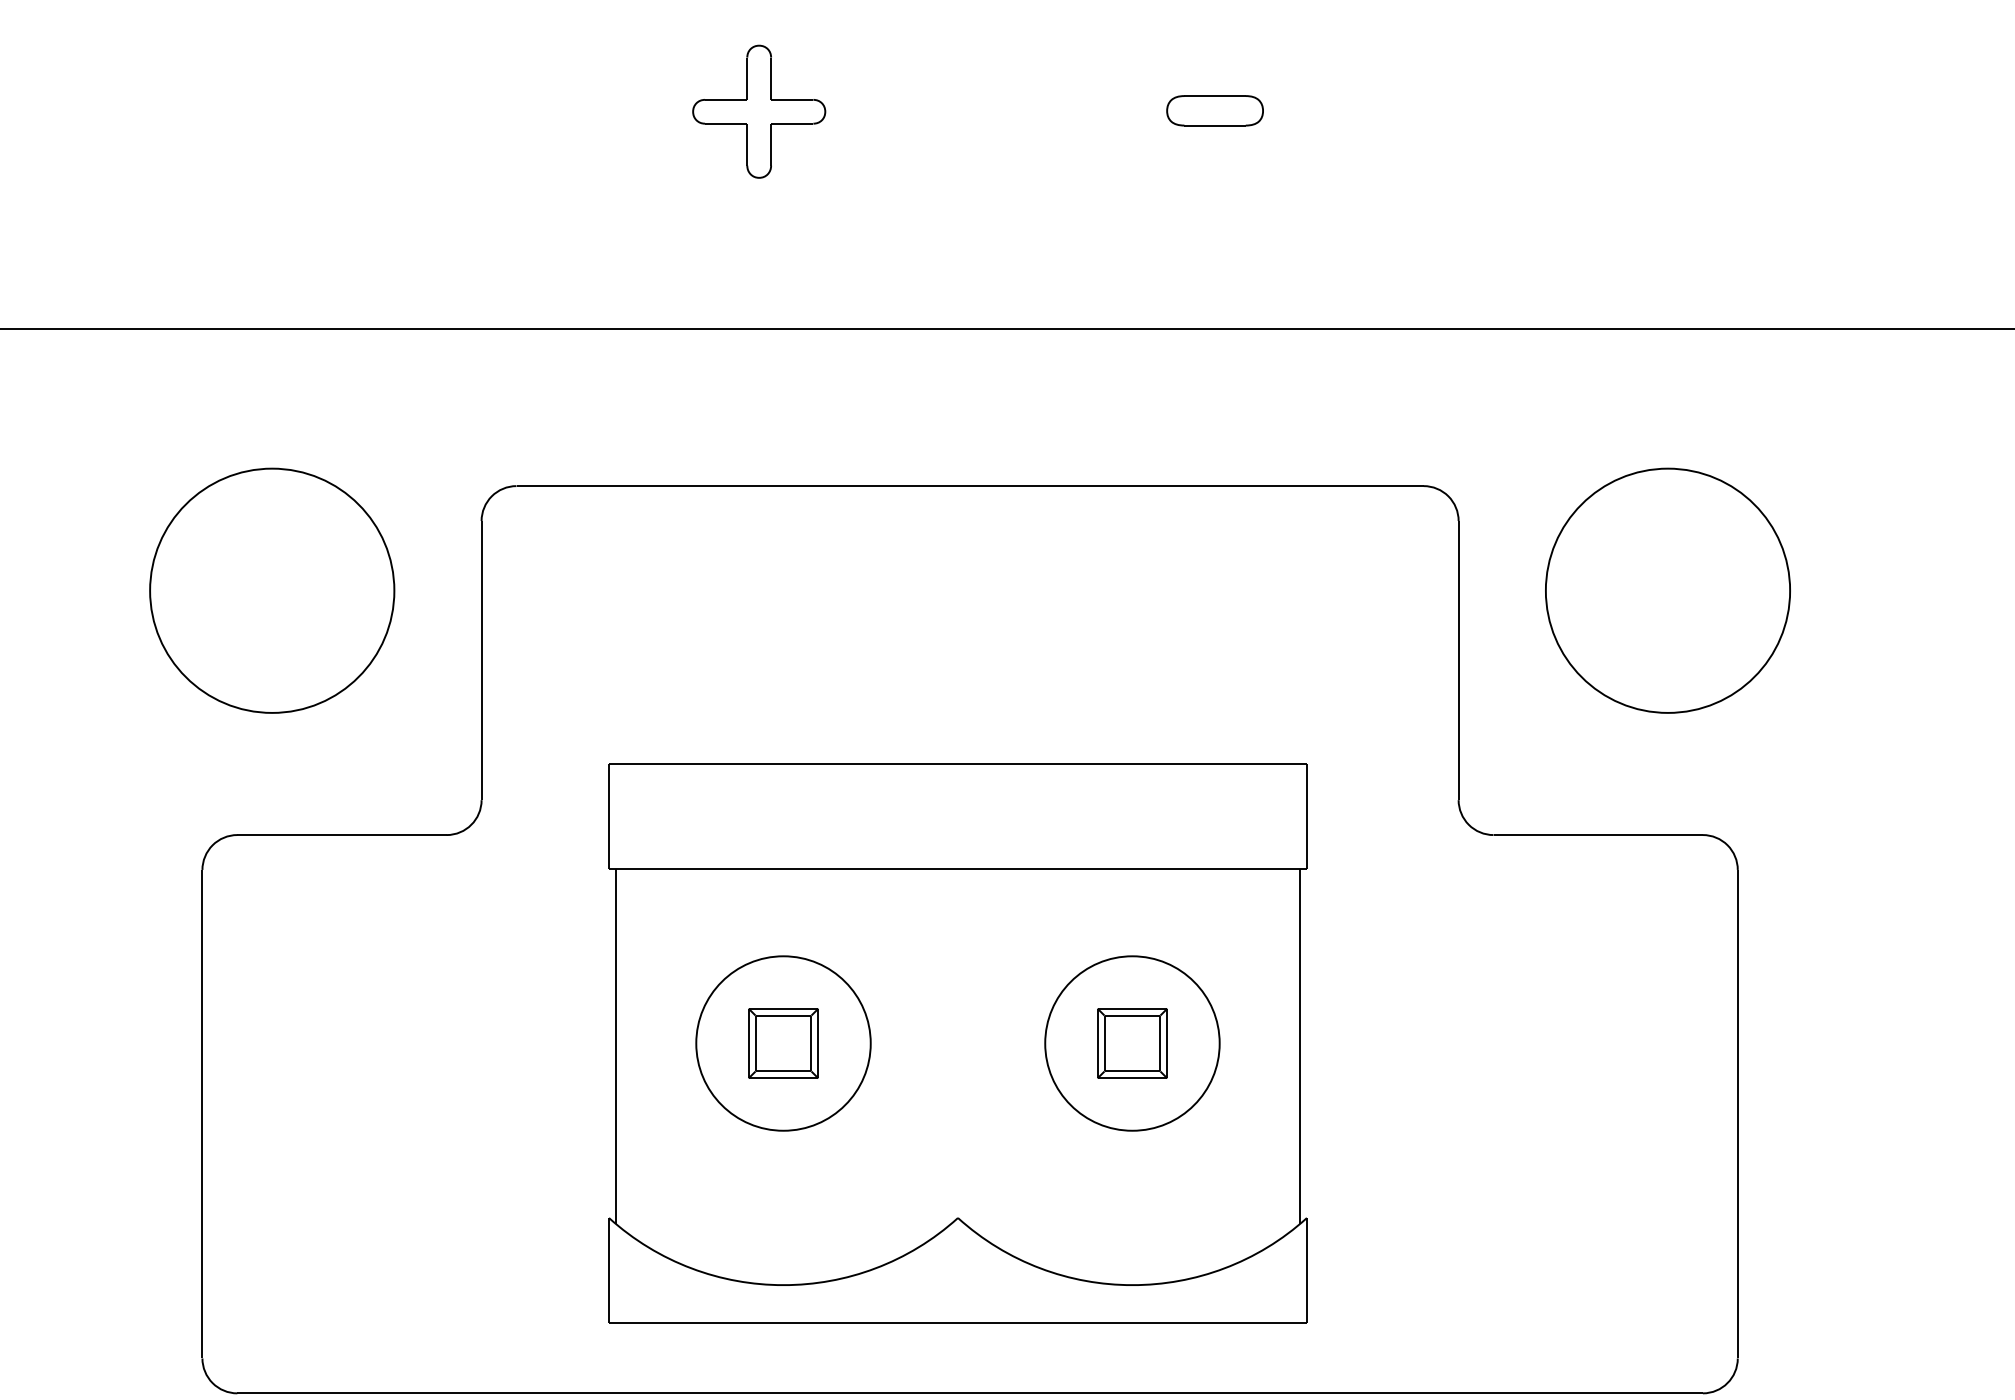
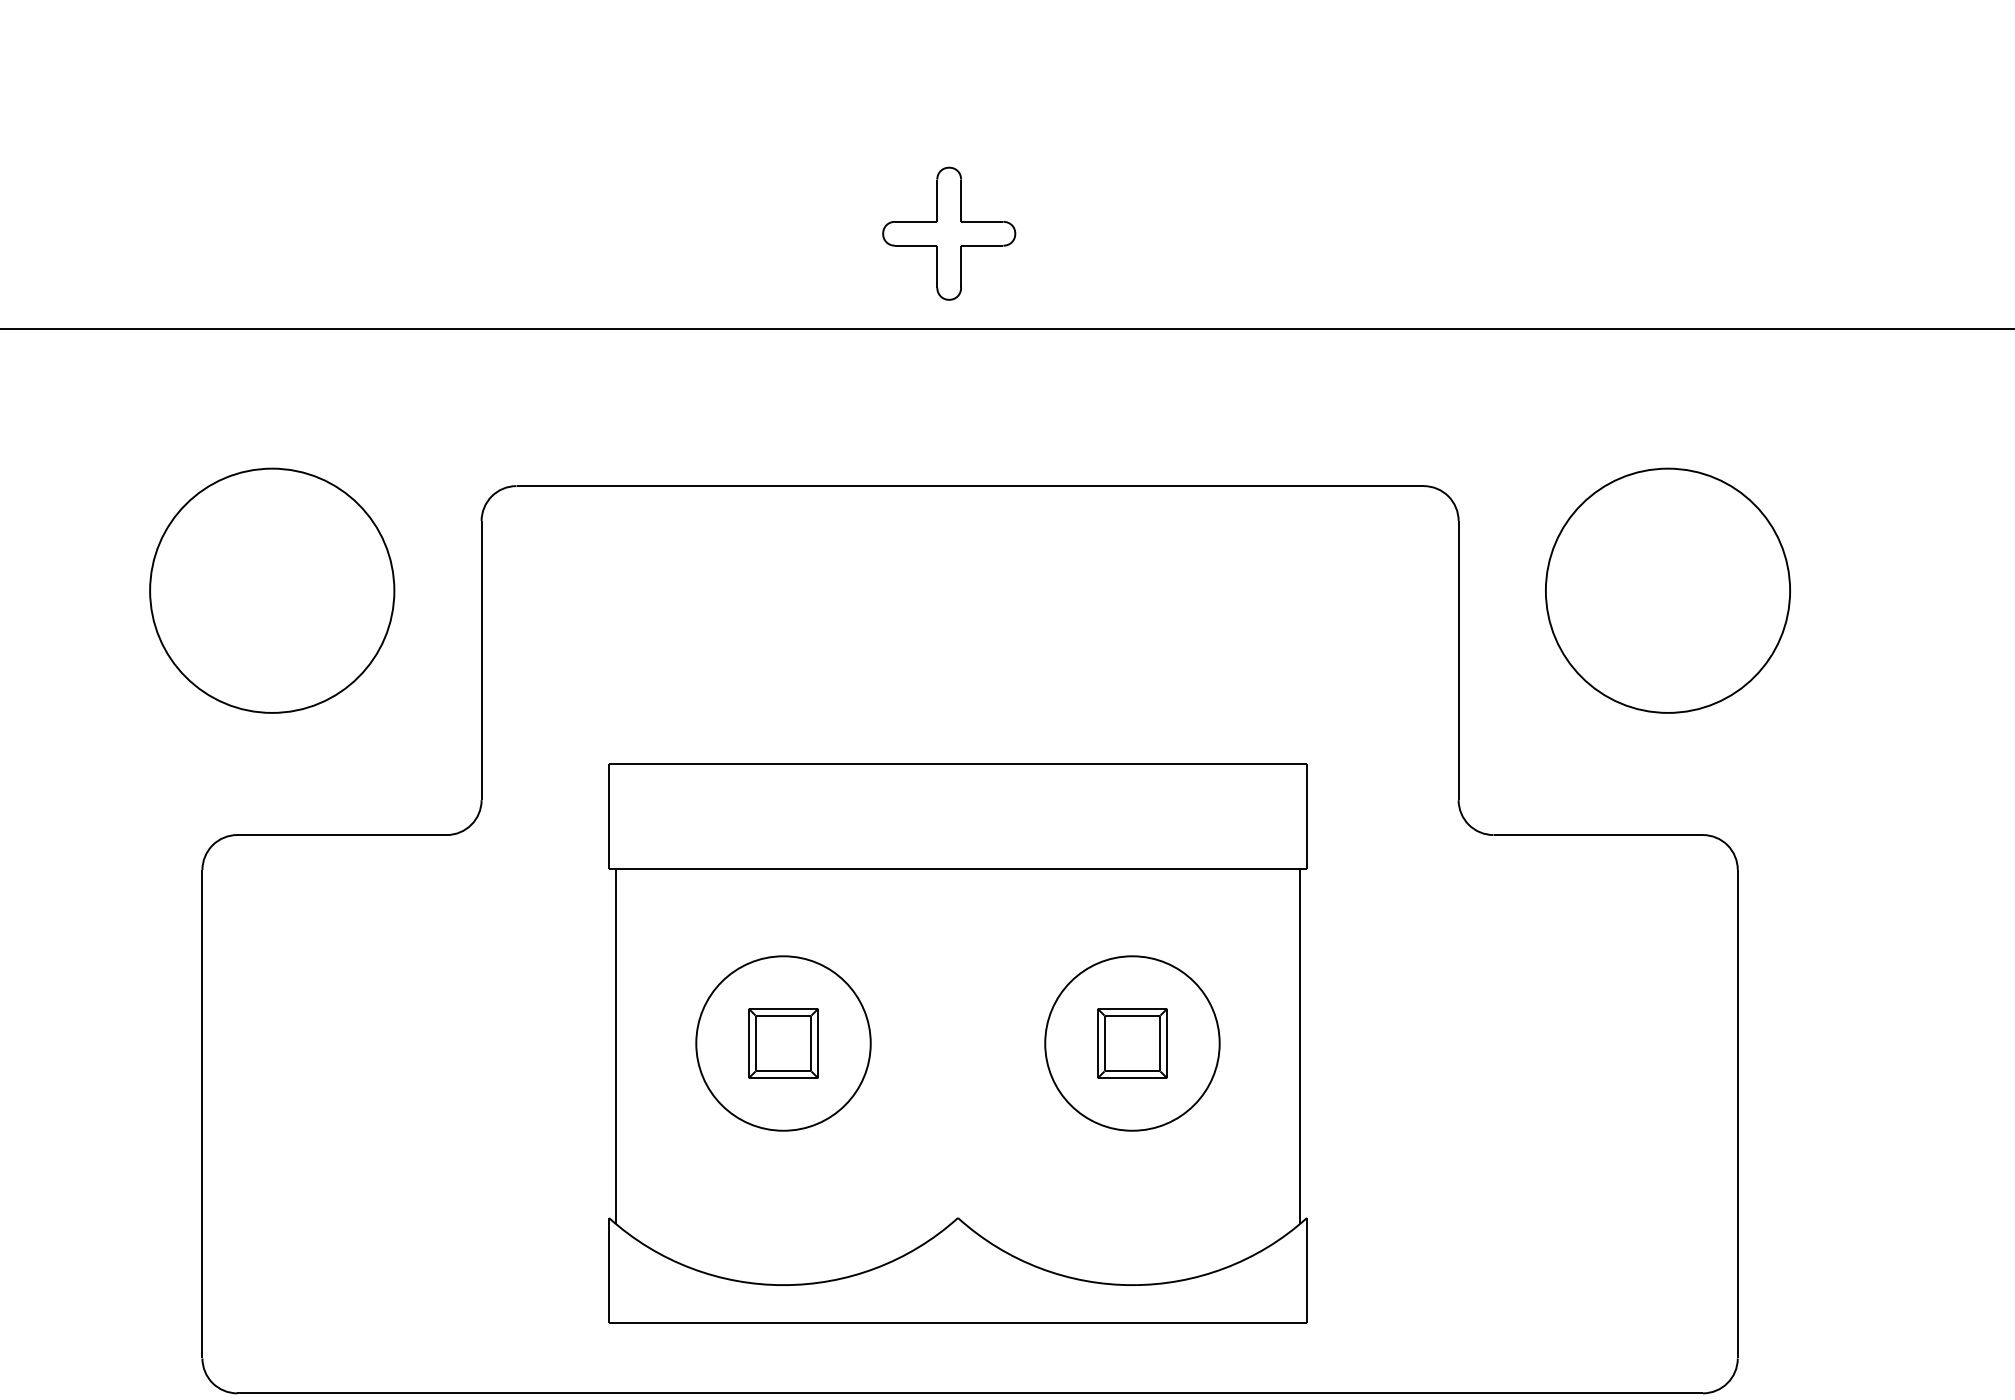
part: present -> none (1214, 110)
part position: (759, 111) -> (949, 233) (949, 233)
